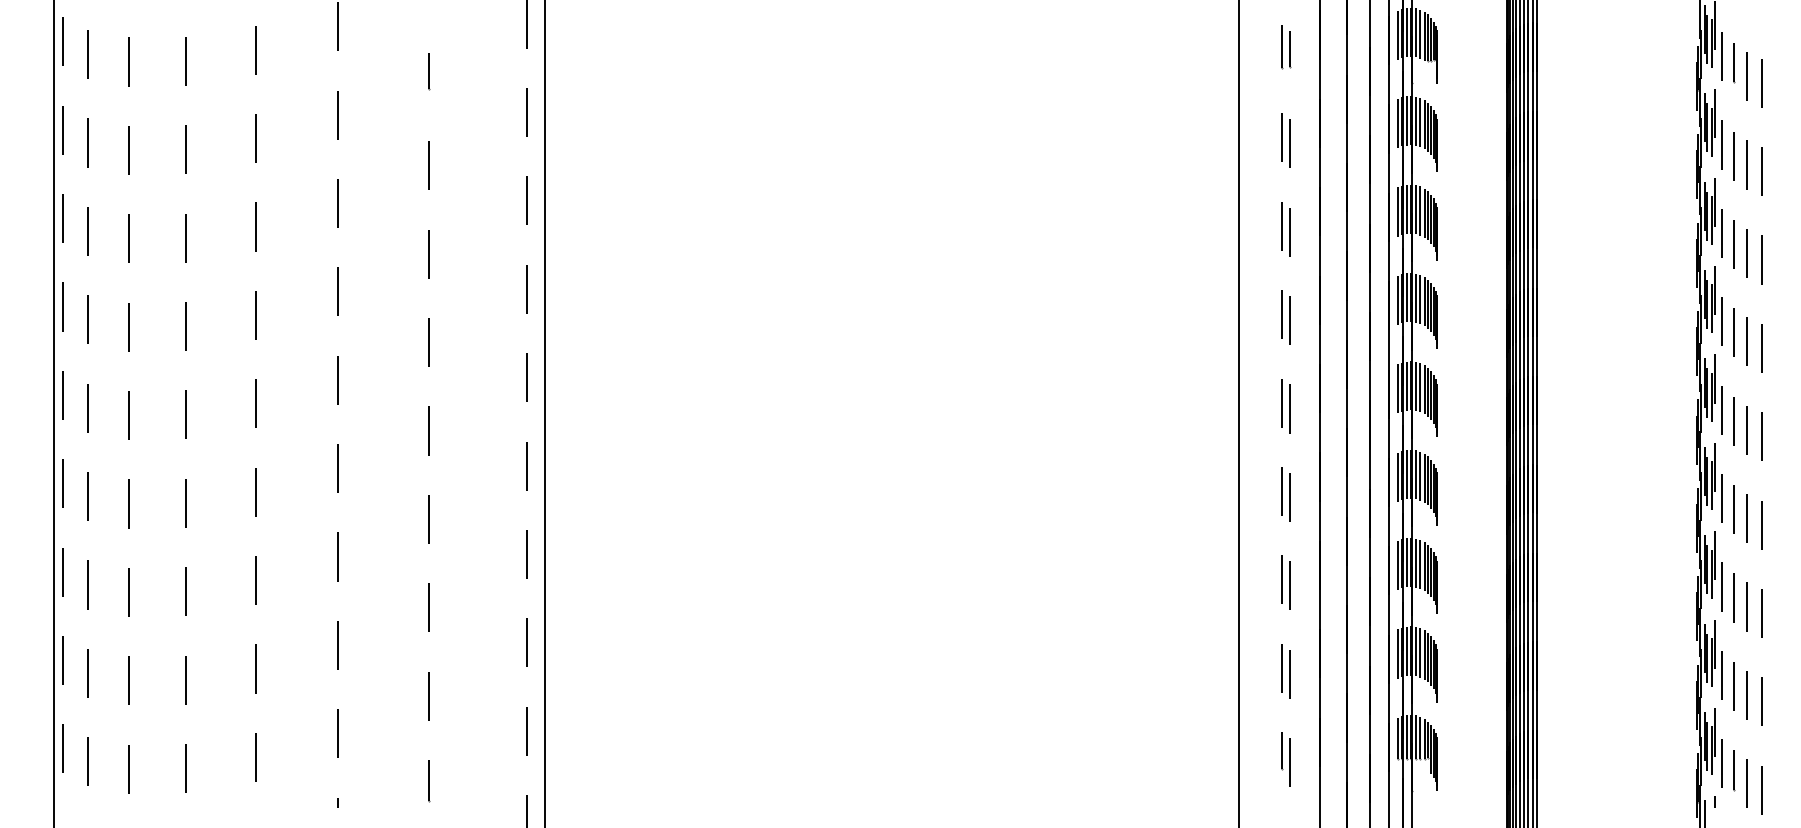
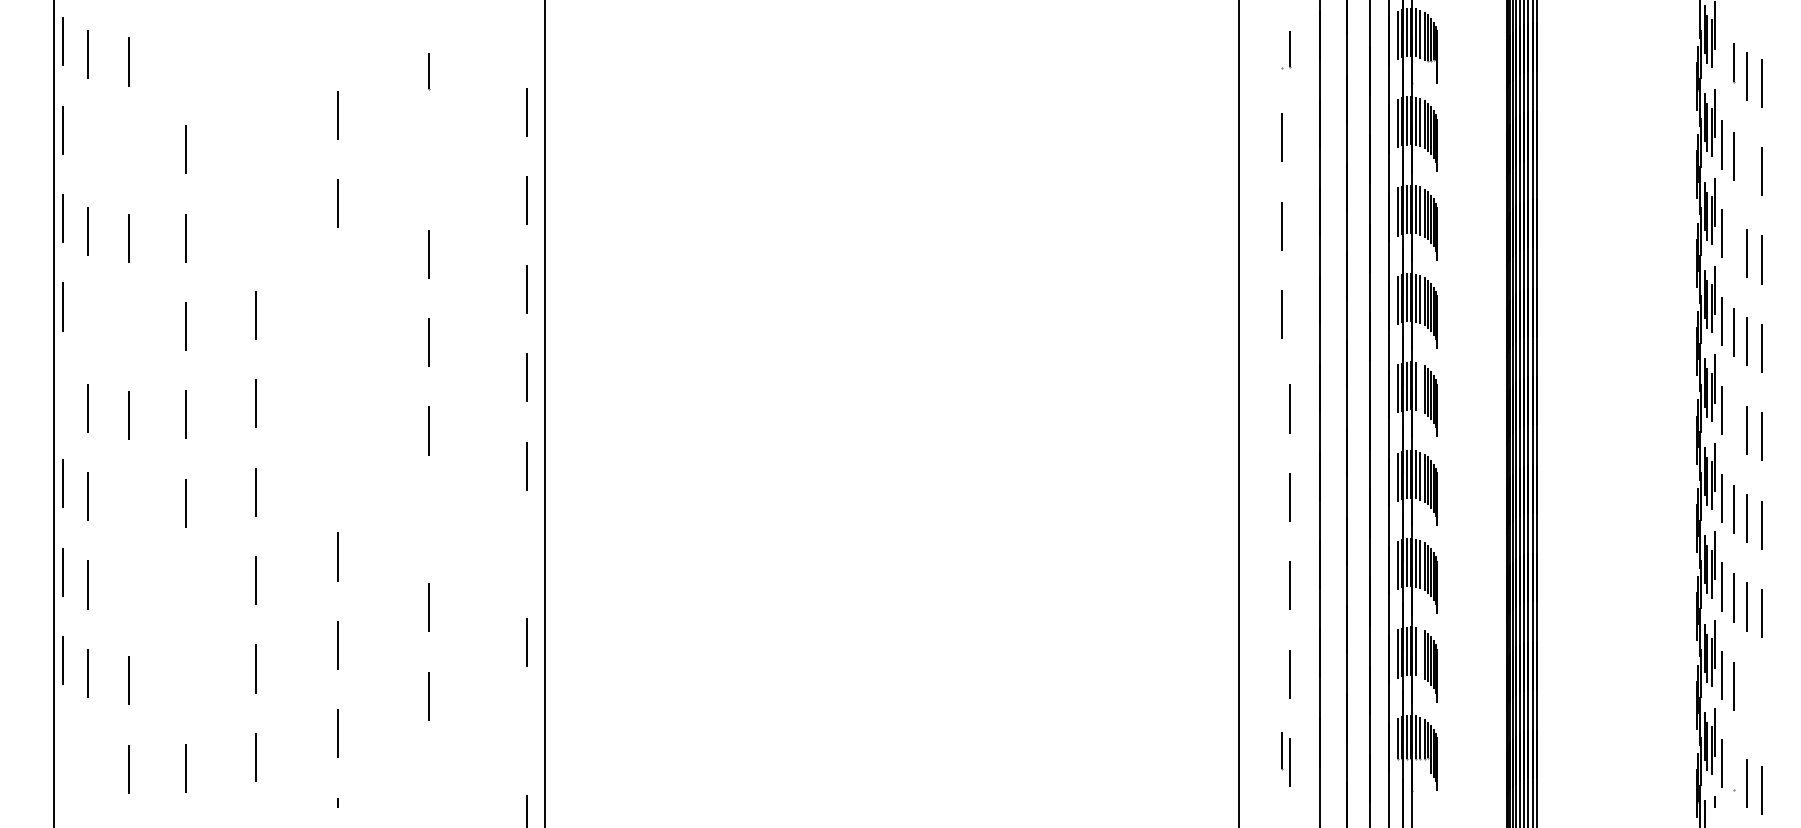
line: present -> none (527, 25)
line: present -> none (337, 26)
line: present -> none (1281, 46)
line: present -> none (255, 49)
line: present -> none (1721, 56)
line: present -> none (185, 61)
line: present -> none (255, 138)
line: present -> none (87, 142)
line: present -> none (1290, 143)
line: present -> none (129, 149)
line: present -> none (1746, 164)
line: present -> none (428, 165)
line: present -> none (255, 226)
line: present -> none (1290, 231)
line: present -> none (1733, 244)
line: present -> none (337, 291)
line: present -> none (87, 319)
line: present -> none (1290, 320)
line: present -> none (129, 326)
line: present -> none (337, 379)
line: present -> none (1420, 387)
line: present -> none (62, 395)
line: present -> none (1281, 402)
line: present -> none (1733, 421)
line: present -> none (337, 468)
line: present -> none (1281, 491)
line: present -> none (129, 503)
line: present -> none (428, 518)
line: present -> none (527, 554)
line: present -> none (1281, 579)
line: present -> none (129, 591)
line: present -> none (185, 591)
line: present -> none (1420, 652)
line: present -> none (1281, 667)
line: present -> none (185, 680)
line: present -> none (1746, 694)
line: present -> none (1761, 701)
line: present -> none (527, 730)
line: present -> none (62, 748)
line: present -> none (87, 761)
line: present -> none (1733, 770)
line: present -> none (429, 781)
